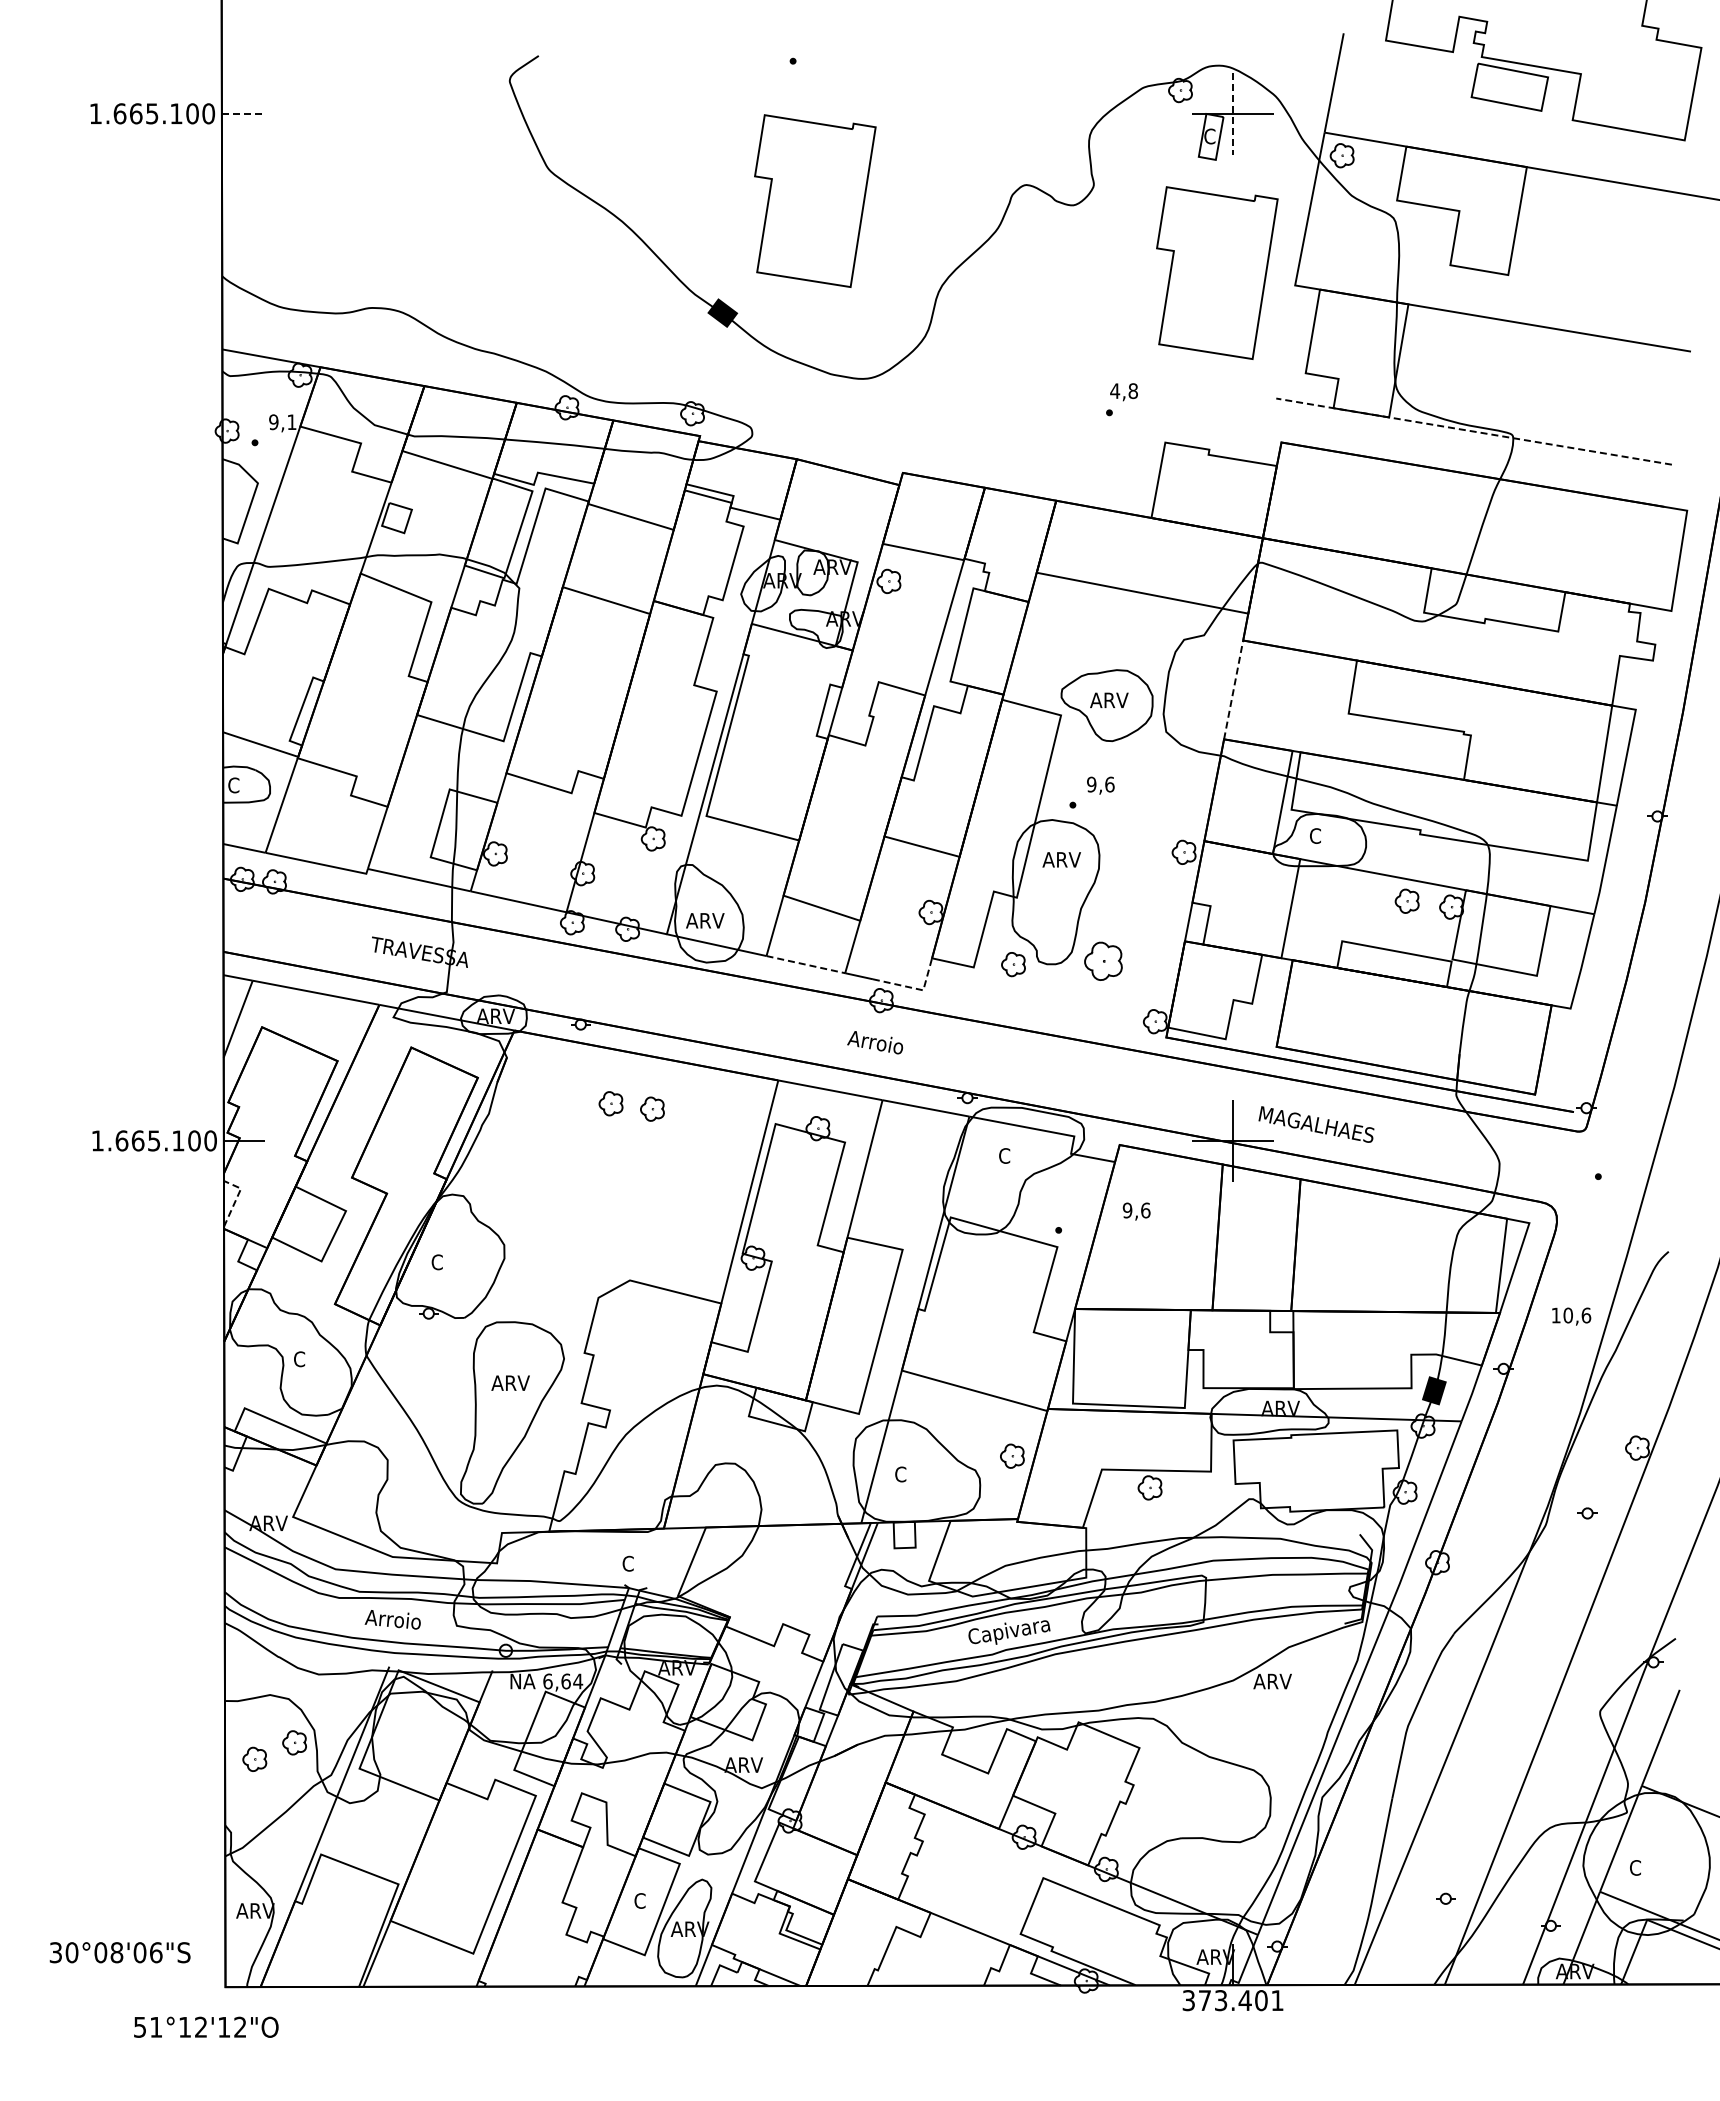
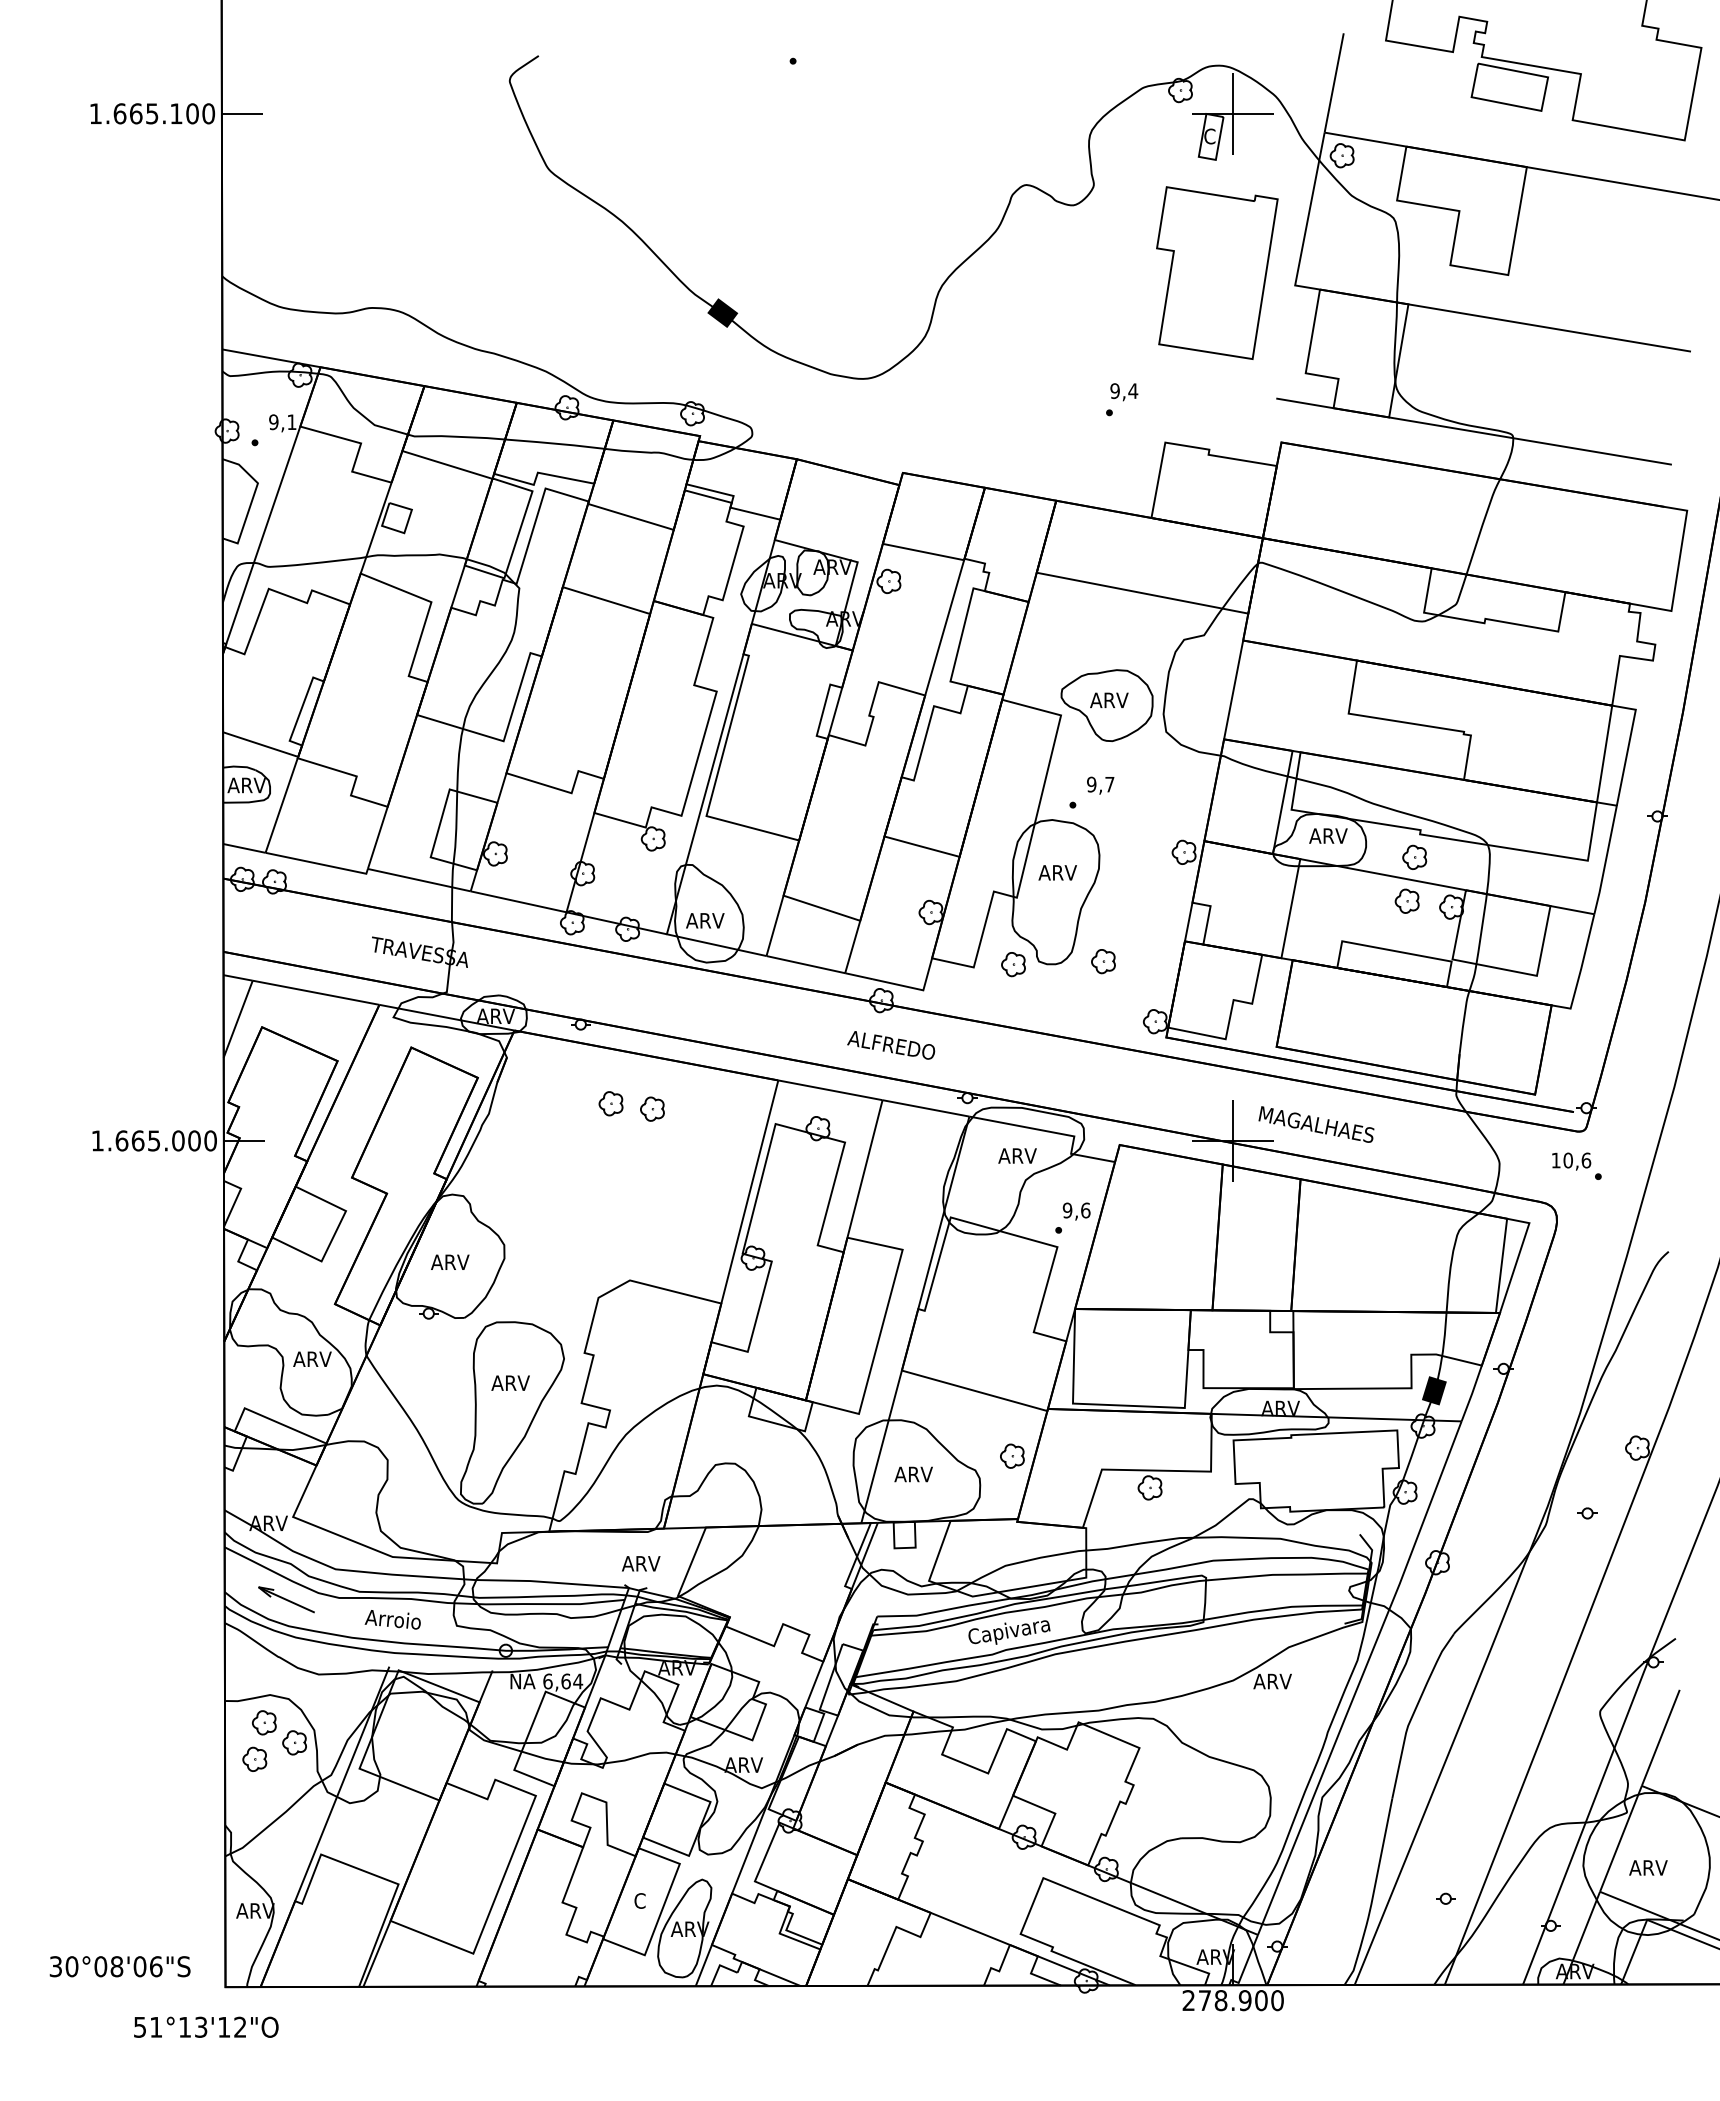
line: dashed -> solid (242, 113)
line: dashed -> solid (1233, 114)
part: present -> none (815, 200)
text: 4,8 -> 9,4 (1124, 391)
line: dashed -> solid (1471, 431)
line: dashed -> solid (1233, 689)
text: 9,6 -> 9,7 (1109, 784)
text: C -> ARV (246, 785)
text: C -> ARV (1328, 835)
part: none -> present (1414, 856)
text position: (1061, 859) -> (1057, 872) (1057, 872)
part size: 39x40 px -> 25x26 px (1103, 961)
line: dashed -> solid (806, 964)
line: dashed -> solid (915, 988)
text: Arroio -> ALFREDO (898, 1045)
text: 1.665.100 -> 1.665.000 (178, 1140)
text: C -> ARV (1017, 1155)
line: dashed -> solid (236, 1198)
text position: (1136, 1211) -> (1076, 1211) (1076, 1211)
text: C -> ARV (450, 1262)
text position: (1571, 1316) -> (1571, 1161) (1571, 1161)
text: C -> ARV (312, 1359)
text: C -> ARV (913, 1474)
text: C -> ARV (640, 1563)
part: none -> present (286, 1599)
part: none -> present (264, 1722)
text: C -> ARV (1648, 1867)
text position: (119, 1952) -> (119, 1966) (119, 1966)
text: 373.401 -> 278.900 (1232, 2000)
text: 51°12'12"O -> 51°13'12"O (201, 2027)
